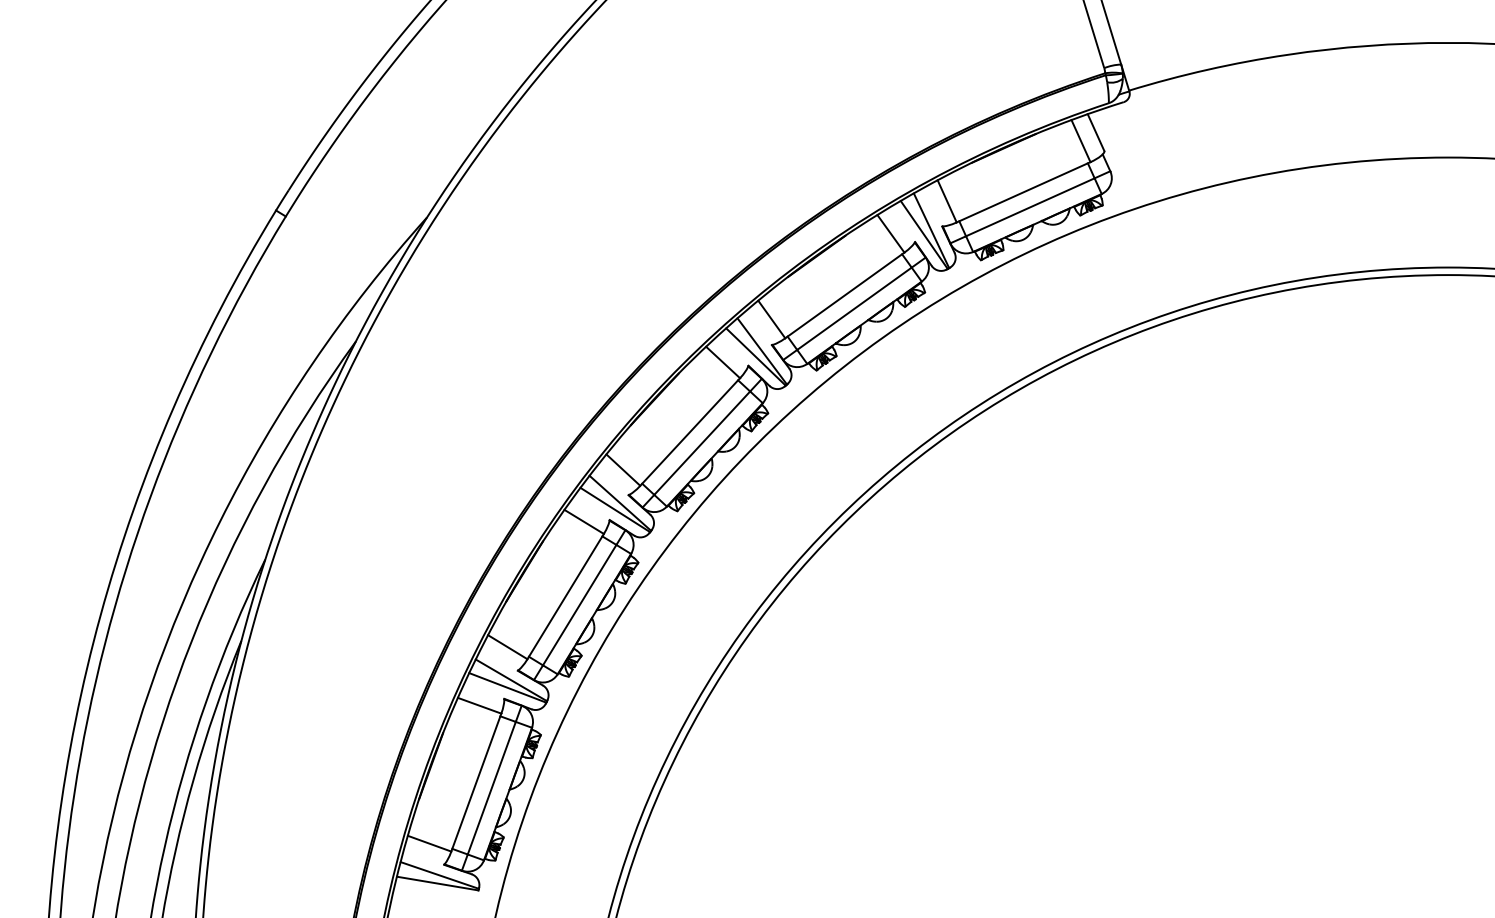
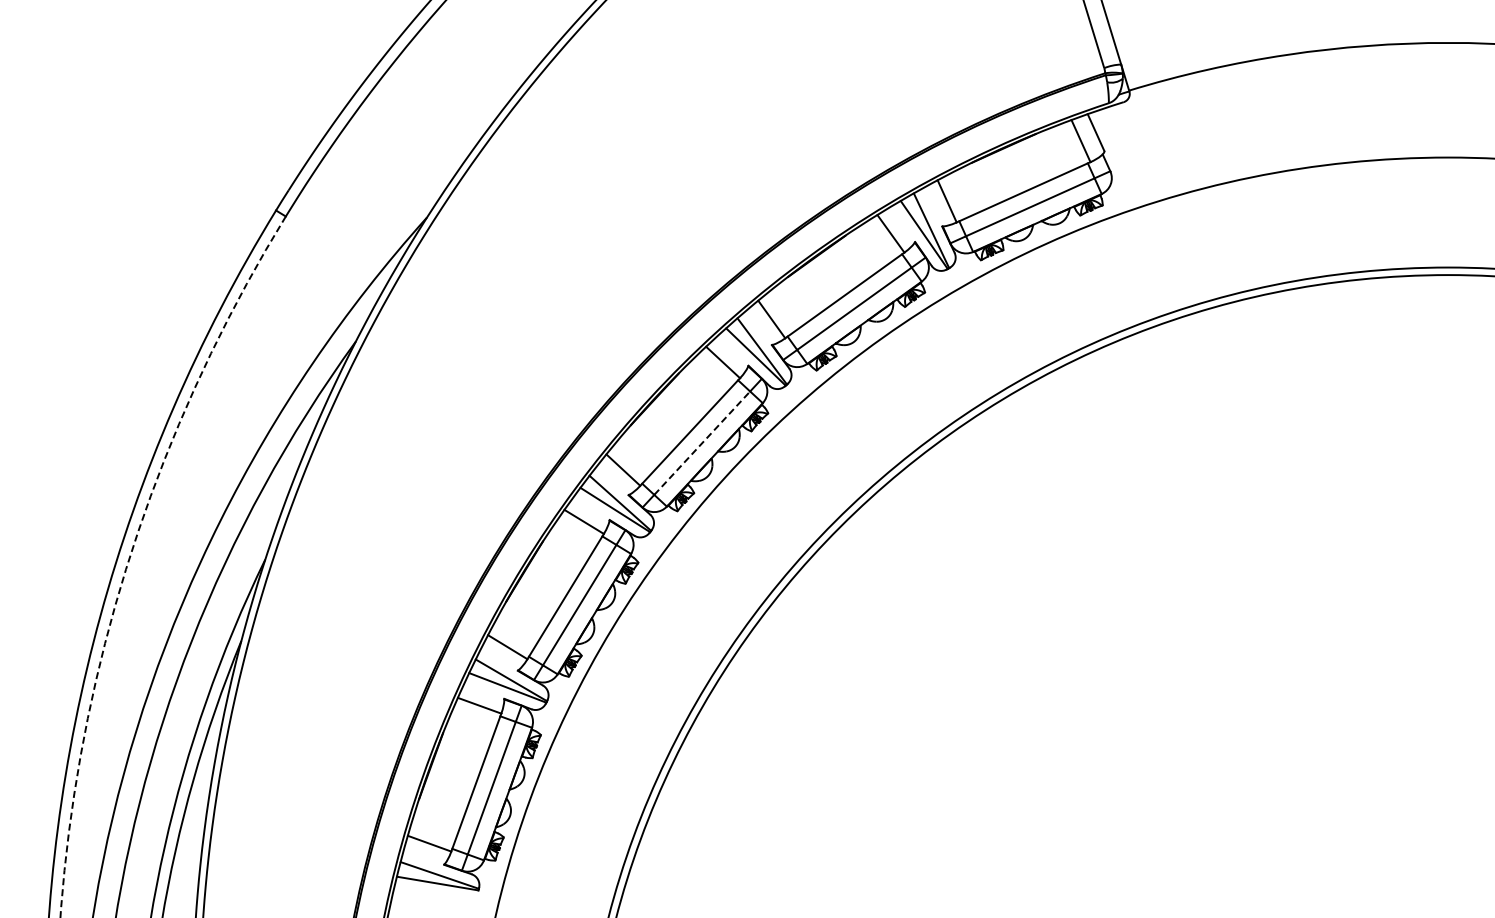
line: solid -> dashed (702, 443)
arc: solid -> dashed (130, 555)
